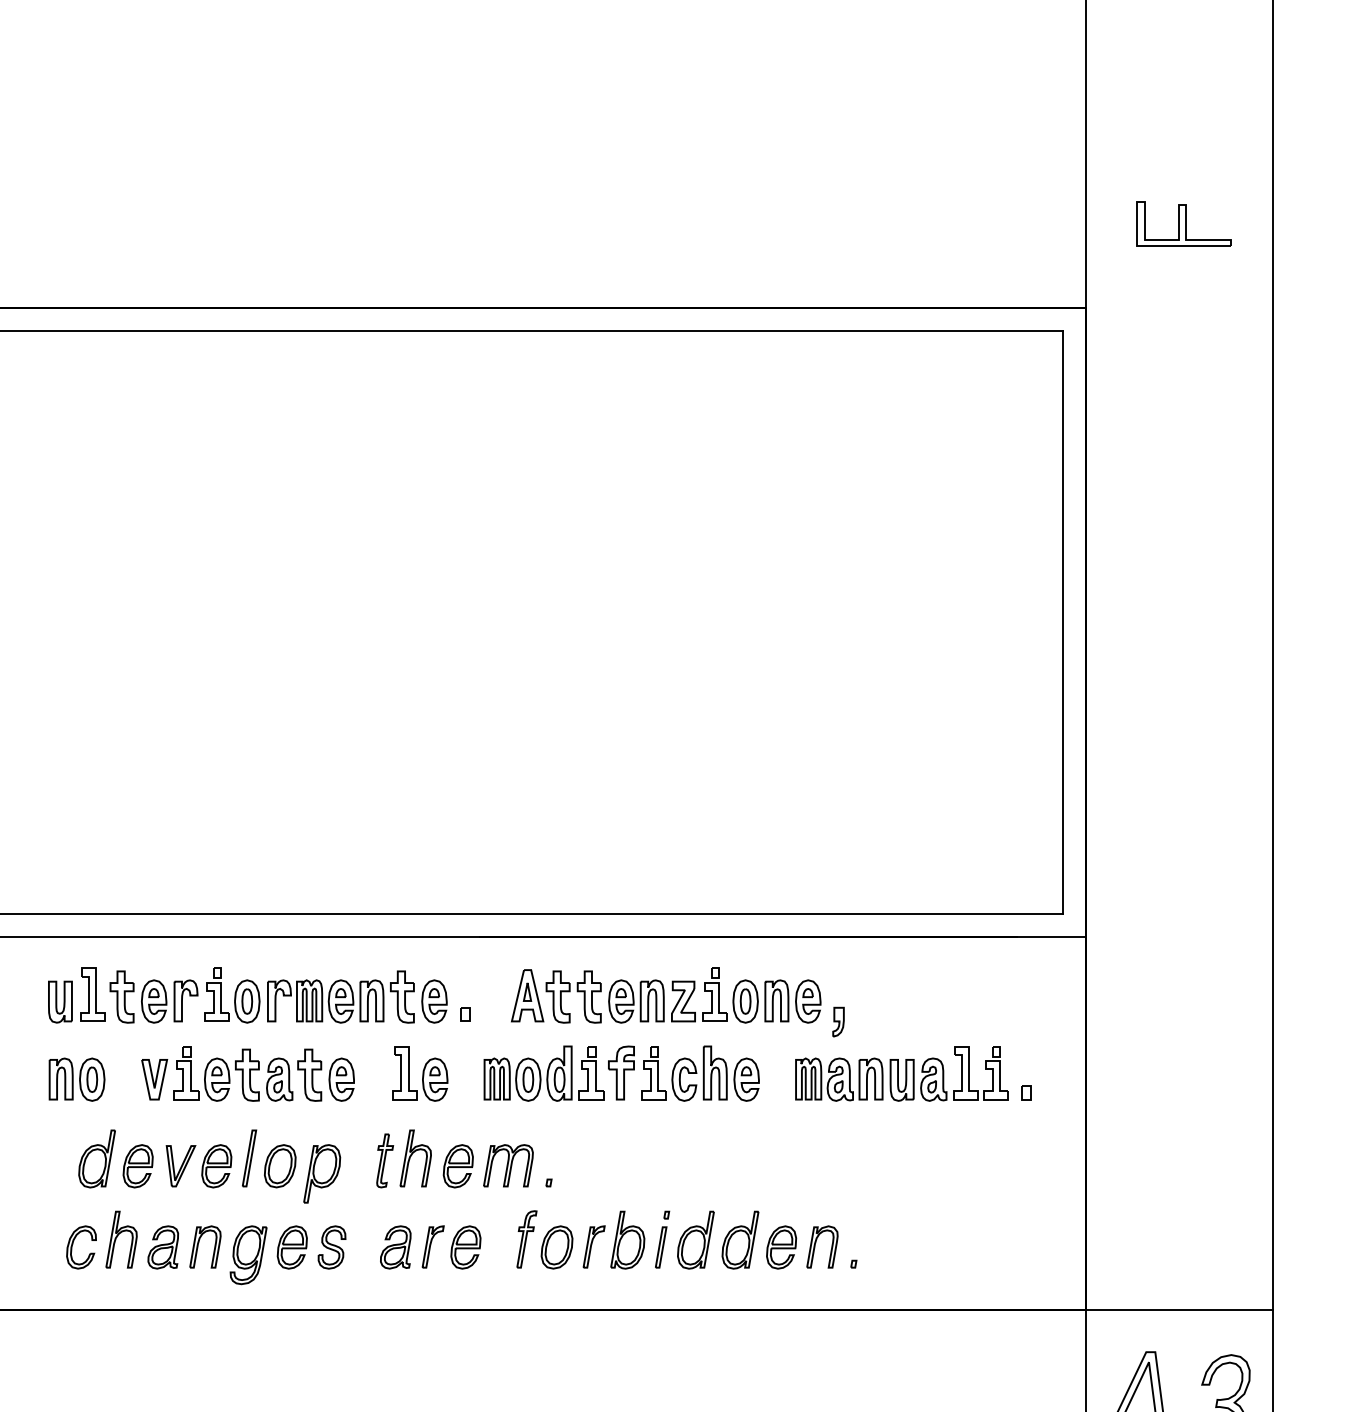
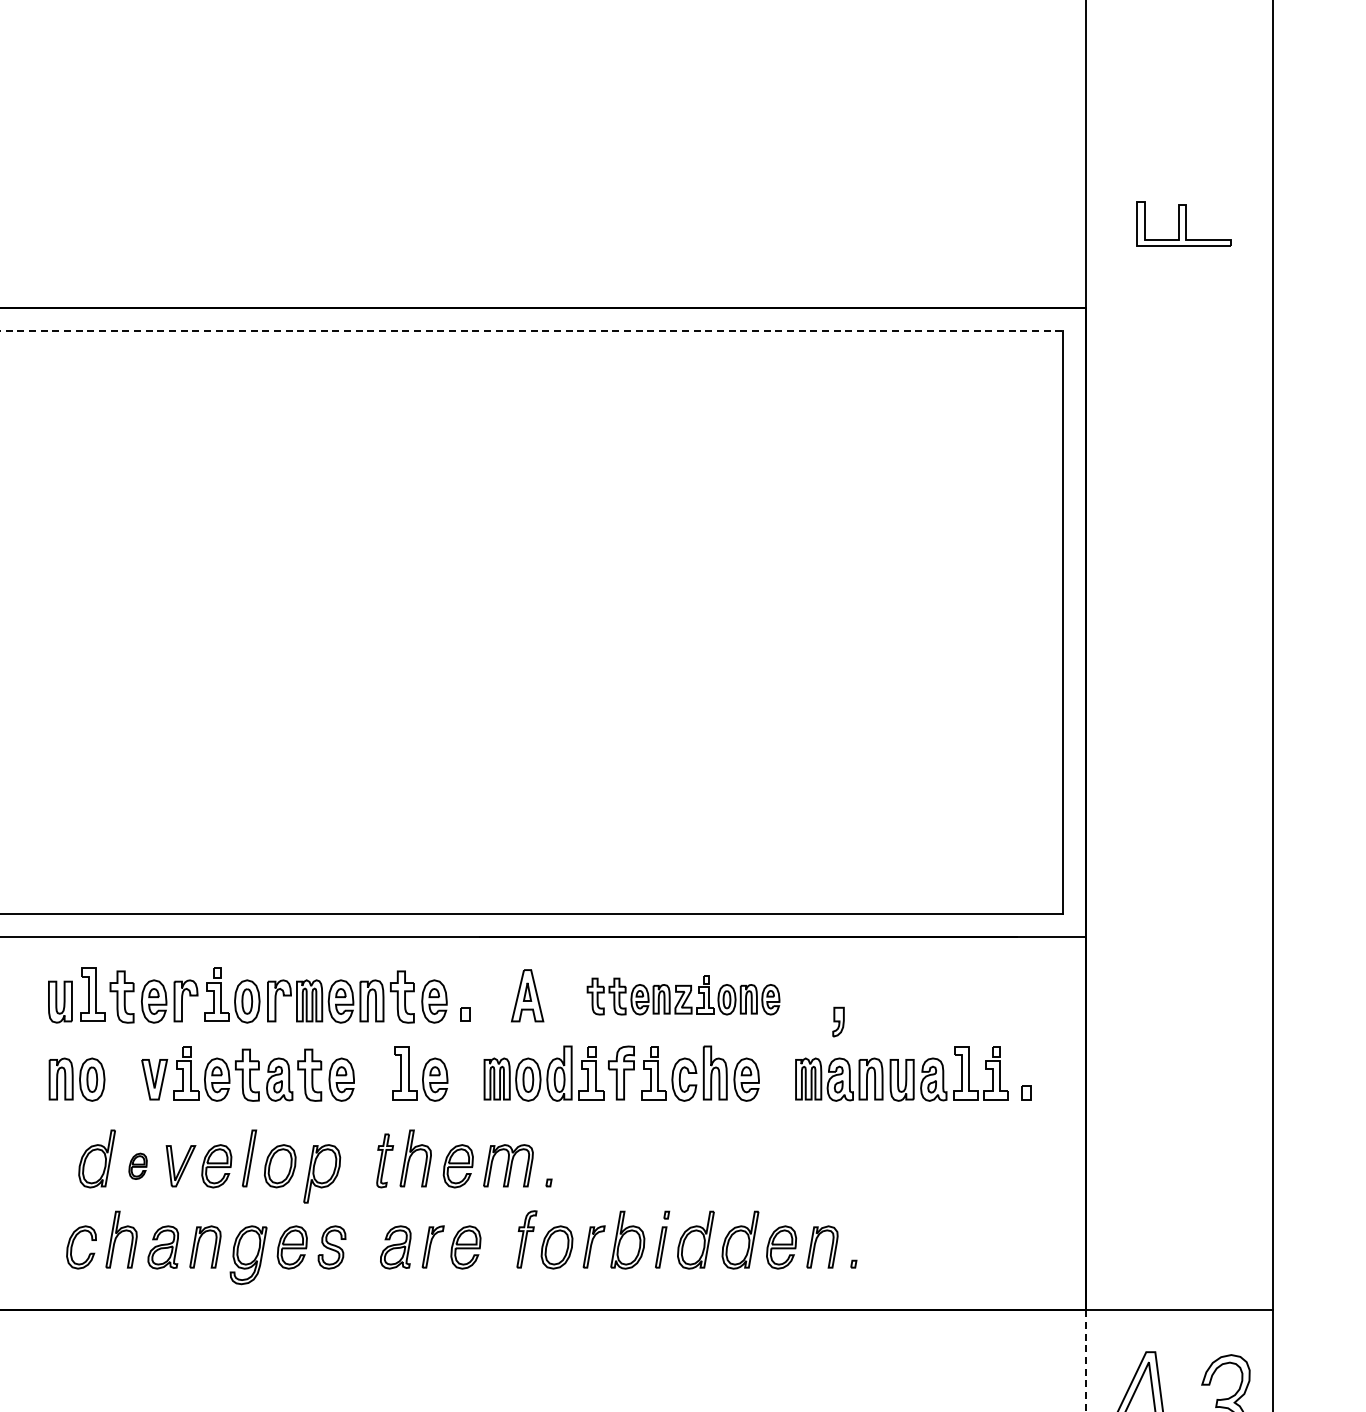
line: solid -> dashed (532, 330)
part size: 277x57 px -> 195x41 px (683, 995)
part size: 32x45 px -> 20x28 px (137, 1165)
line: solid -> dashed (1086, 1361)
